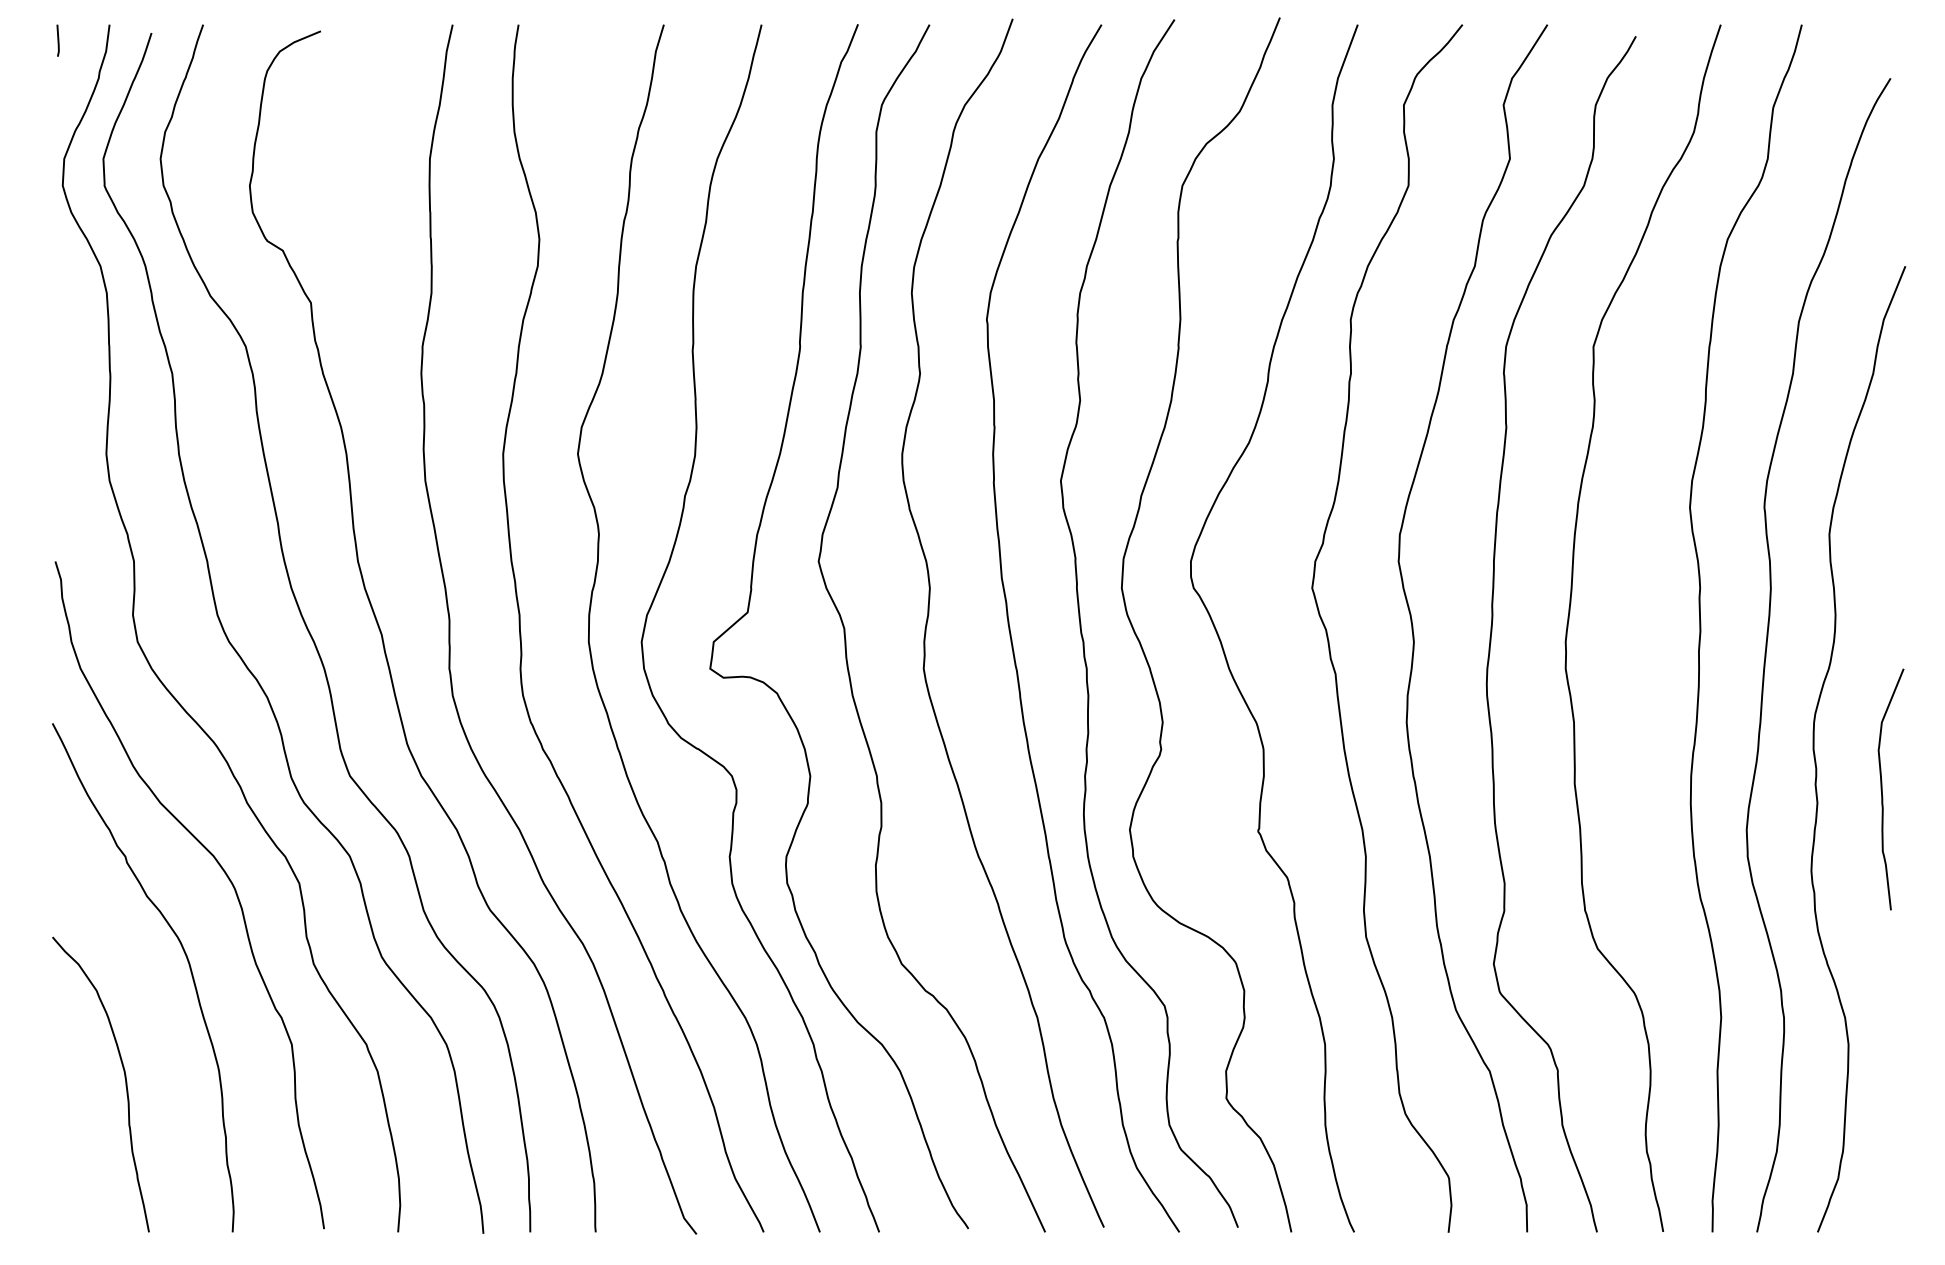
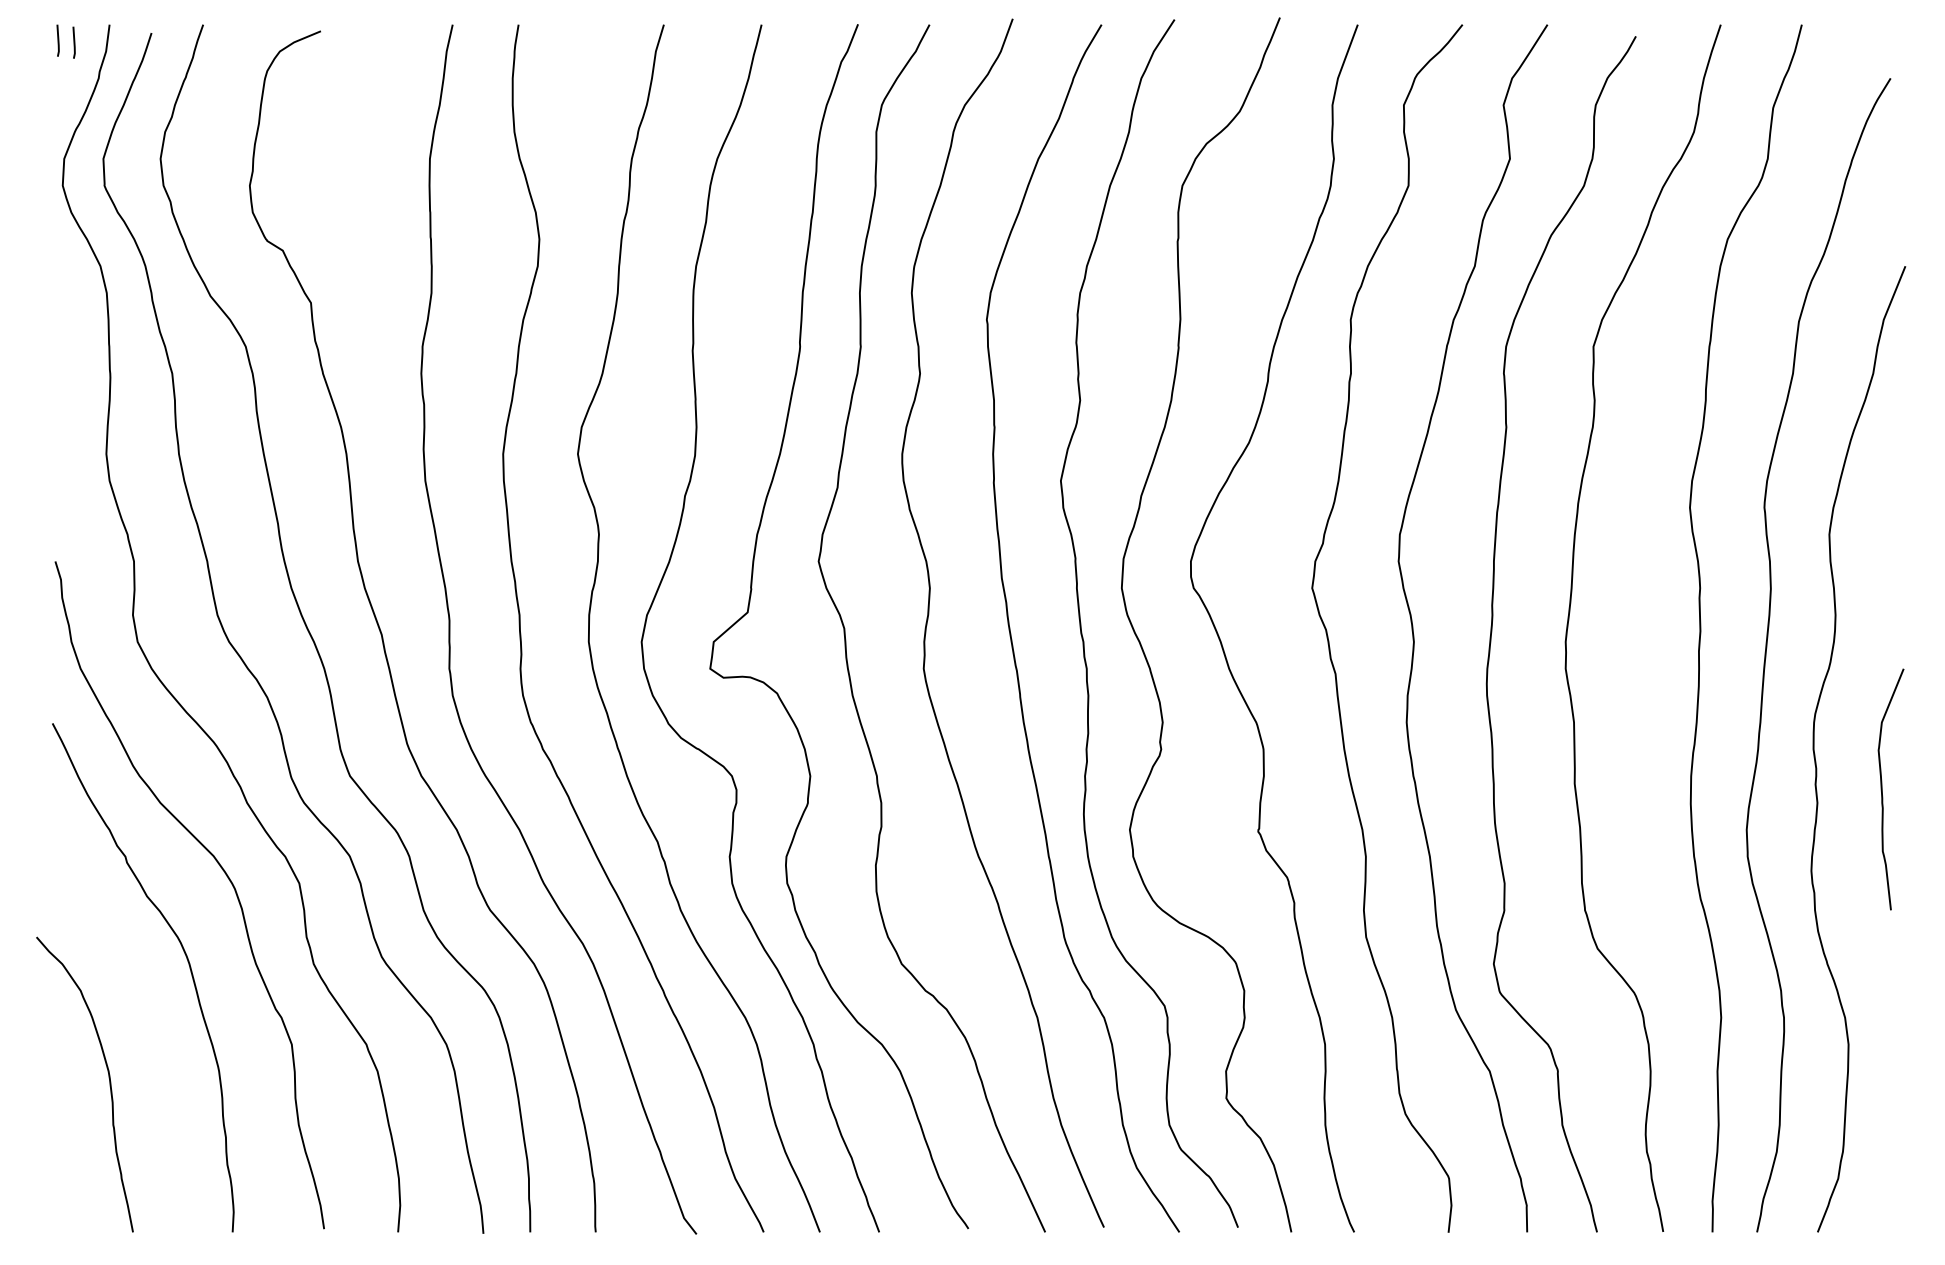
line: none -> present (73, 42)
curve position: (124, 1078) -> (108, 1078) (108, 1078)
